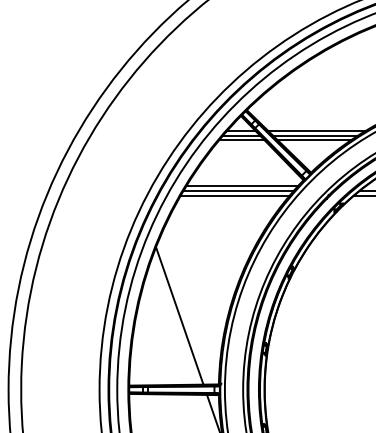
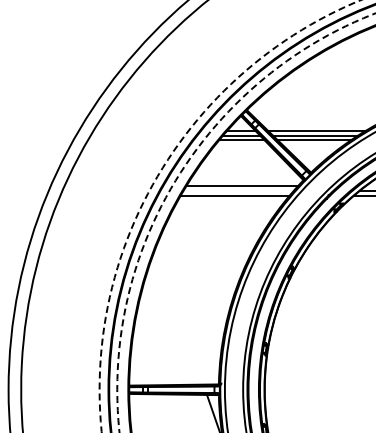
arc: solid -> dashed (158, 175)
line: present -> none (238, 190)
circle: solid -> dashed (246, 222)
line: present -> none (179, 315)
